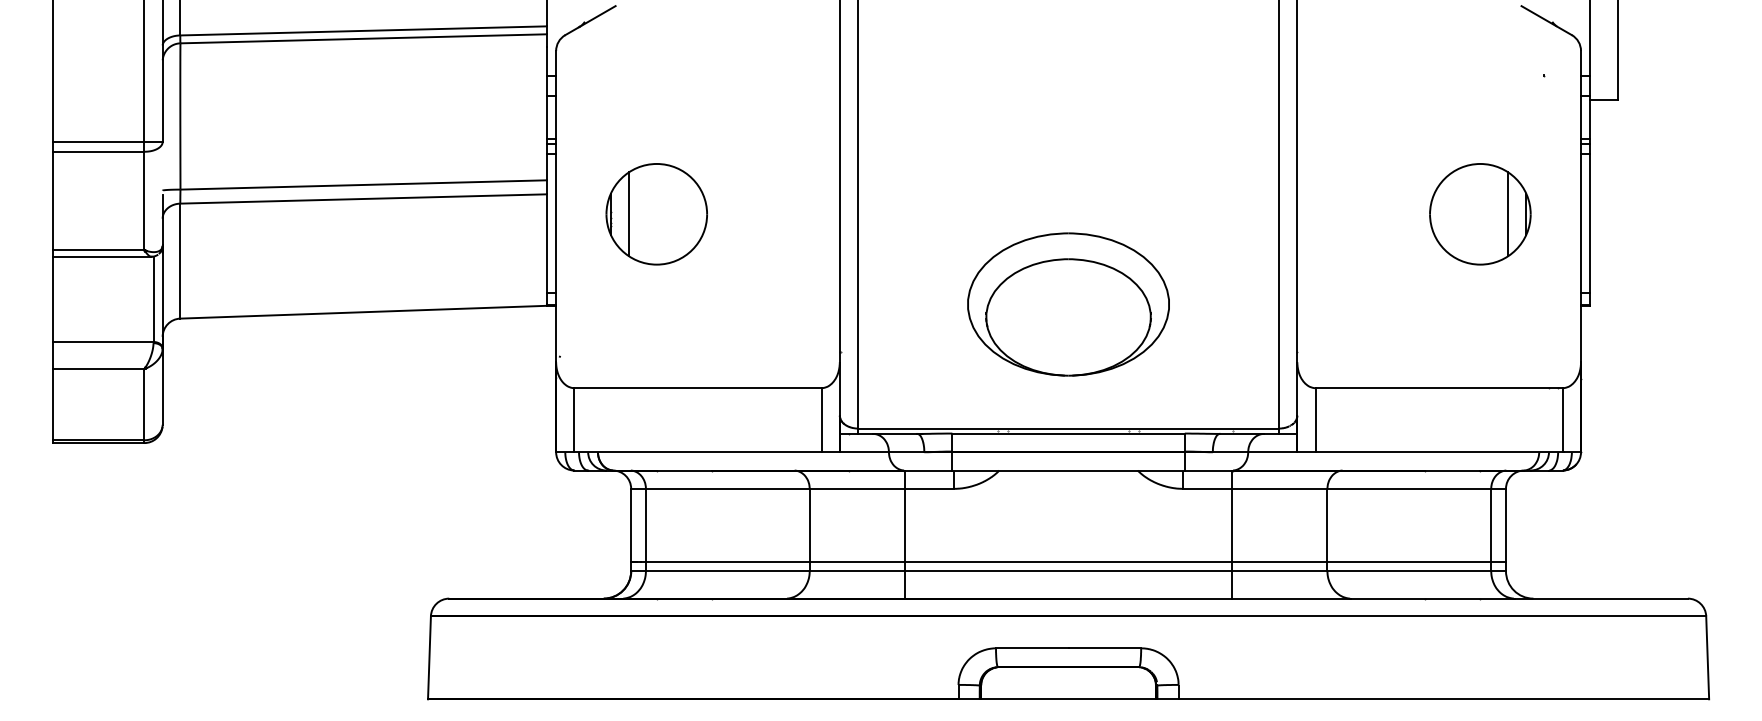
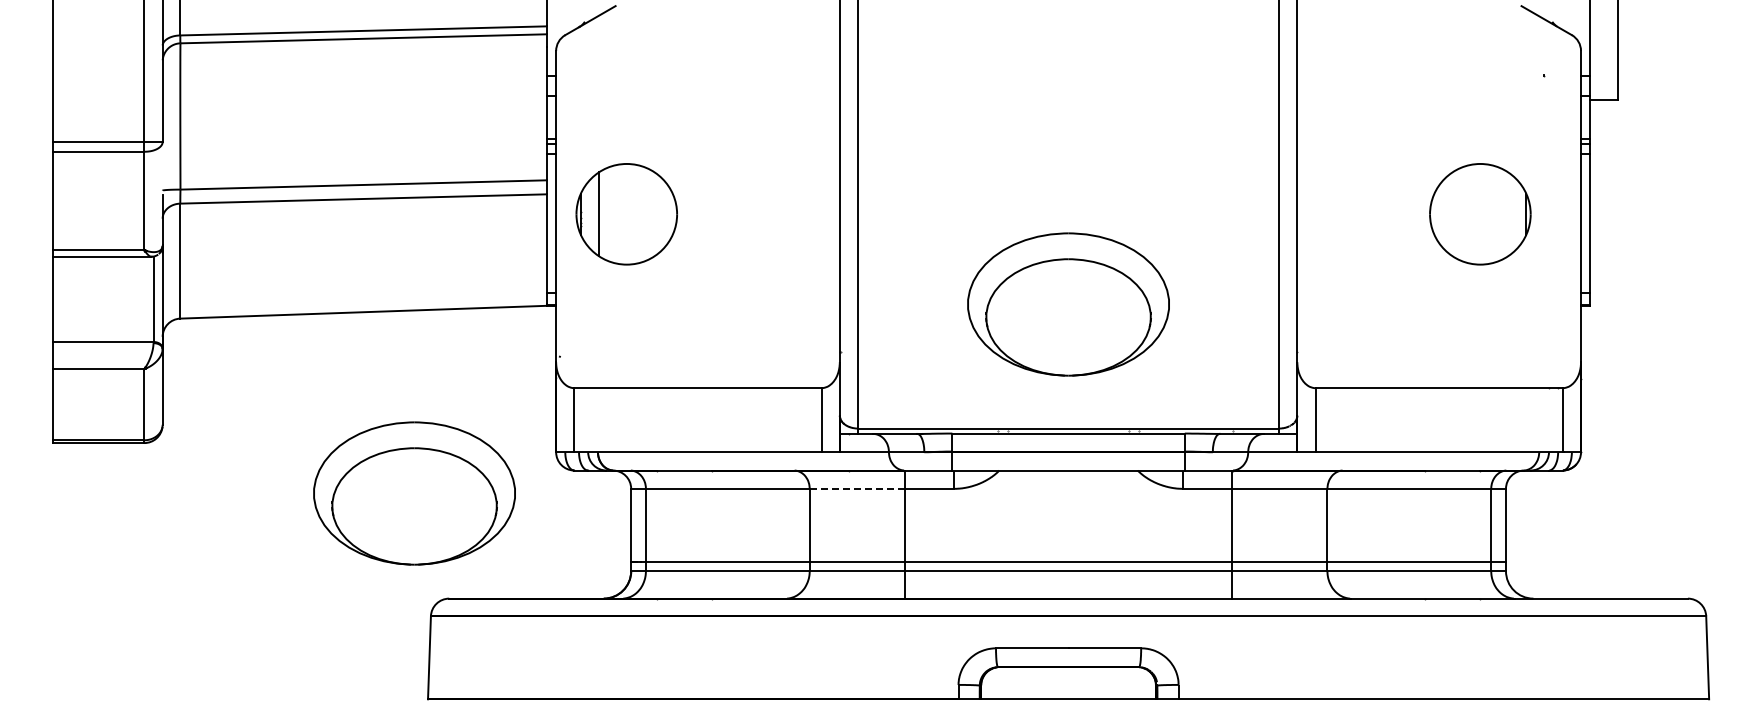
part position: (656, 214) -> (626, 214) (626, 214)
line: present -> none (1507, 214)
line: solid -> dashed (857, 488)
part: none -> present (414, 493)
